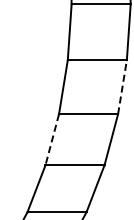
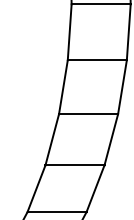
line: dashed -> solid (122, 86)
line: dashed -> solid (52, 140)
